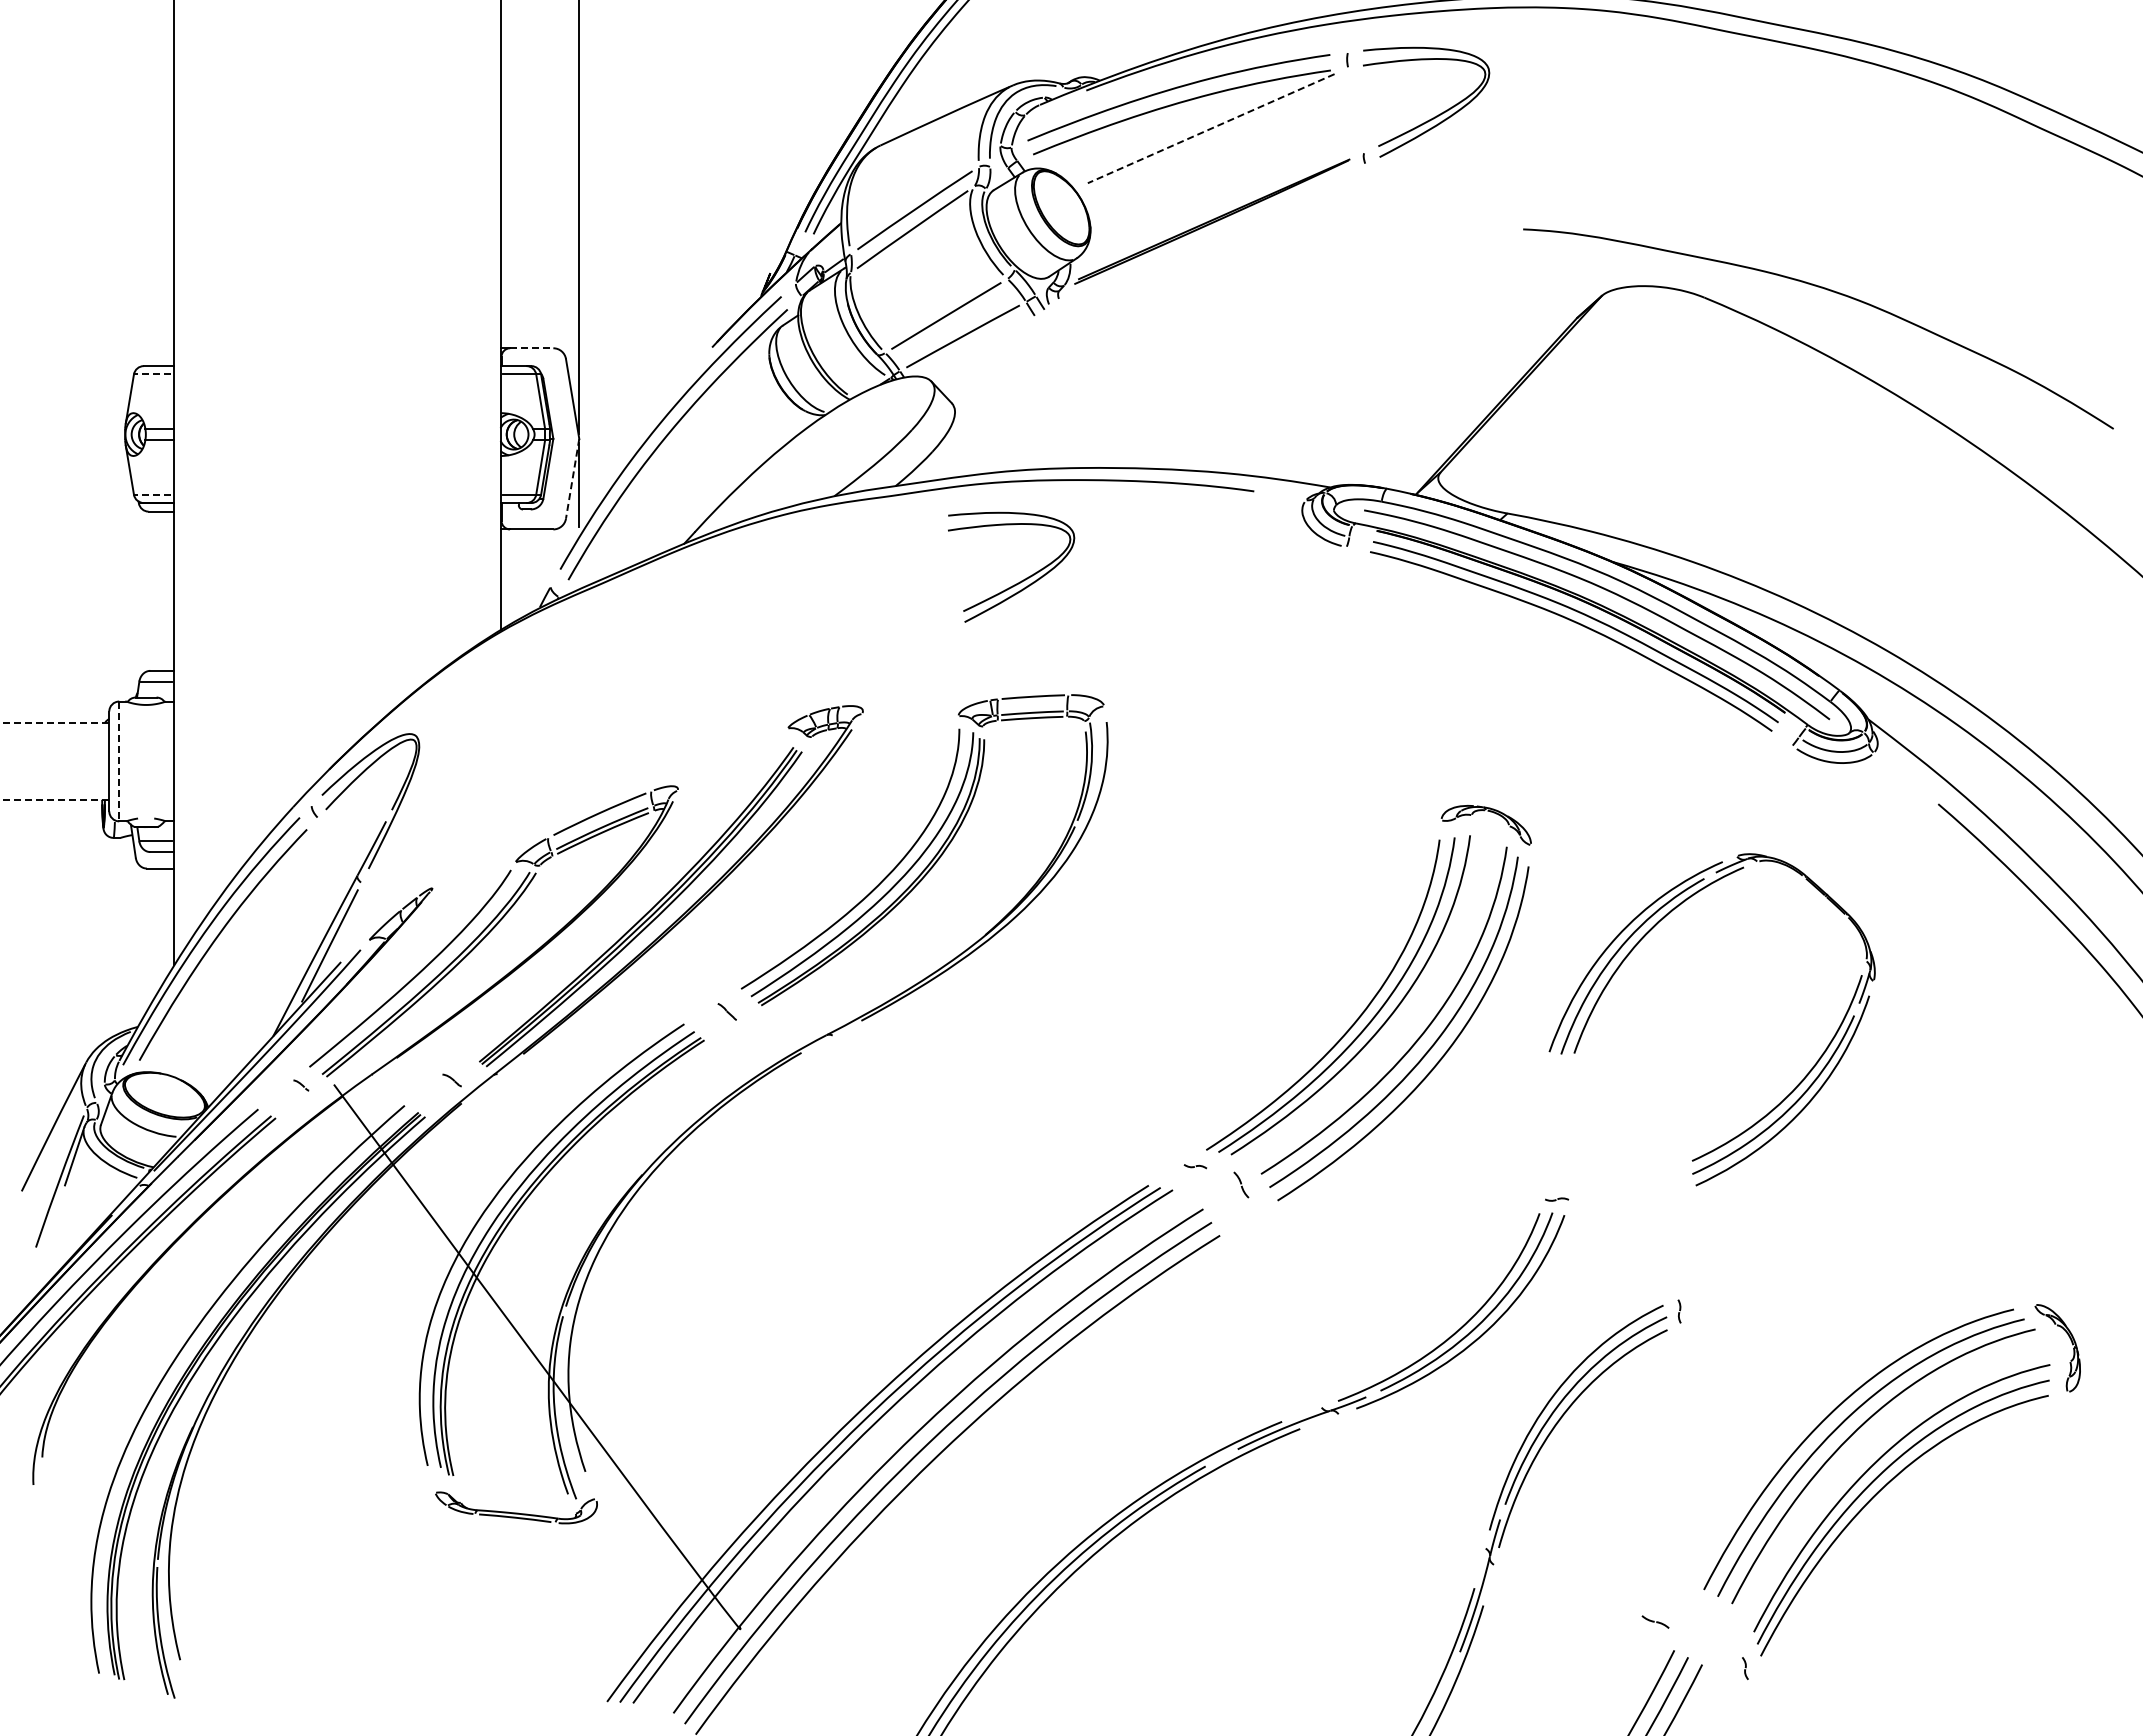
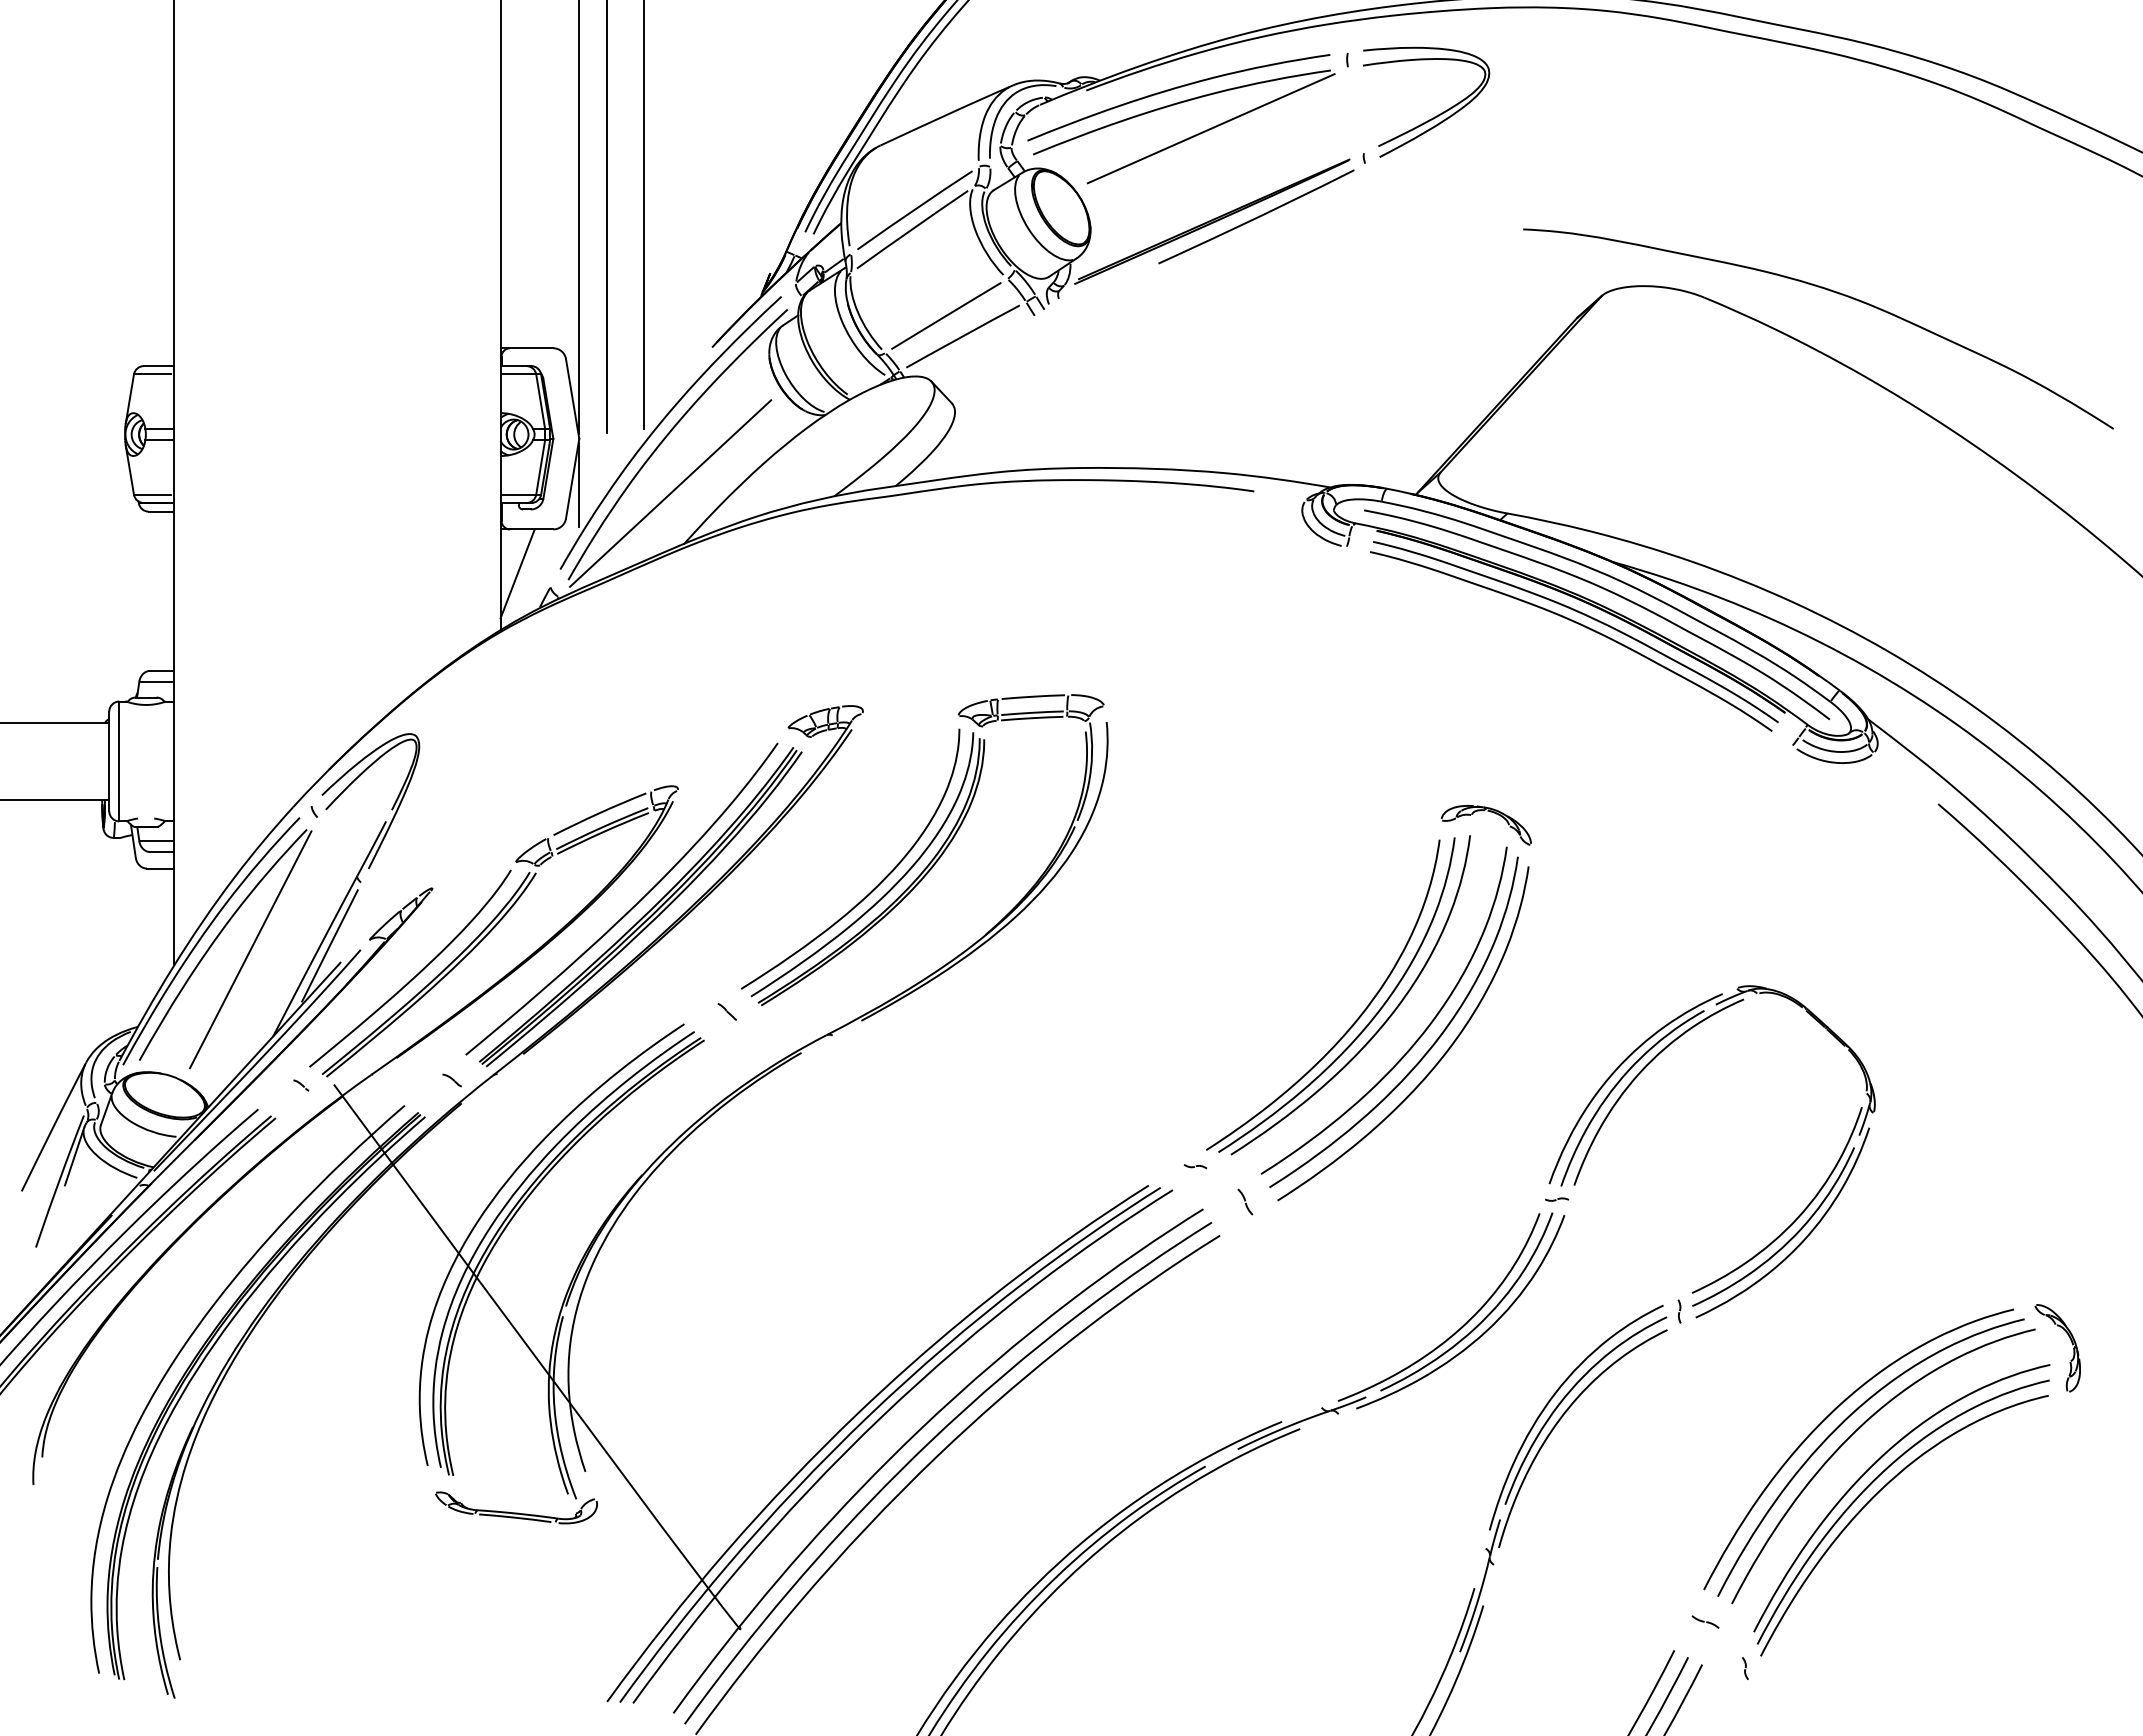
line: dashed -> solid (1211, 128)
line: none -> present (644, 215)
curve: none -> present (1257, 216)
line: none -> present (607, 217)
line: dashed -> solid (531, 348)
line: dashed -> solid (151, 374)
line: dashed -> solid (572, 479)
line: none -> present (670, 493)
line: dashed -> solid (151, 494)
line: none -> present (517, 573)
part: present -> none (1019, 581)
line: dashed -> solid (54, 723)
line: dashed -> solid (119, 761)
line: dashed -> solid (54, 799)
curve: none -> present (631, 907)
line: none -> present (250, 949)
part position: (1632, 951) -> (1632, 1083) (1632, 1083)
part position: (1241, 1184) -> (1245, 1201) (1245, 1201)
part position: (1655, 1621) -> (1705, 1621) (1705, 1621)
